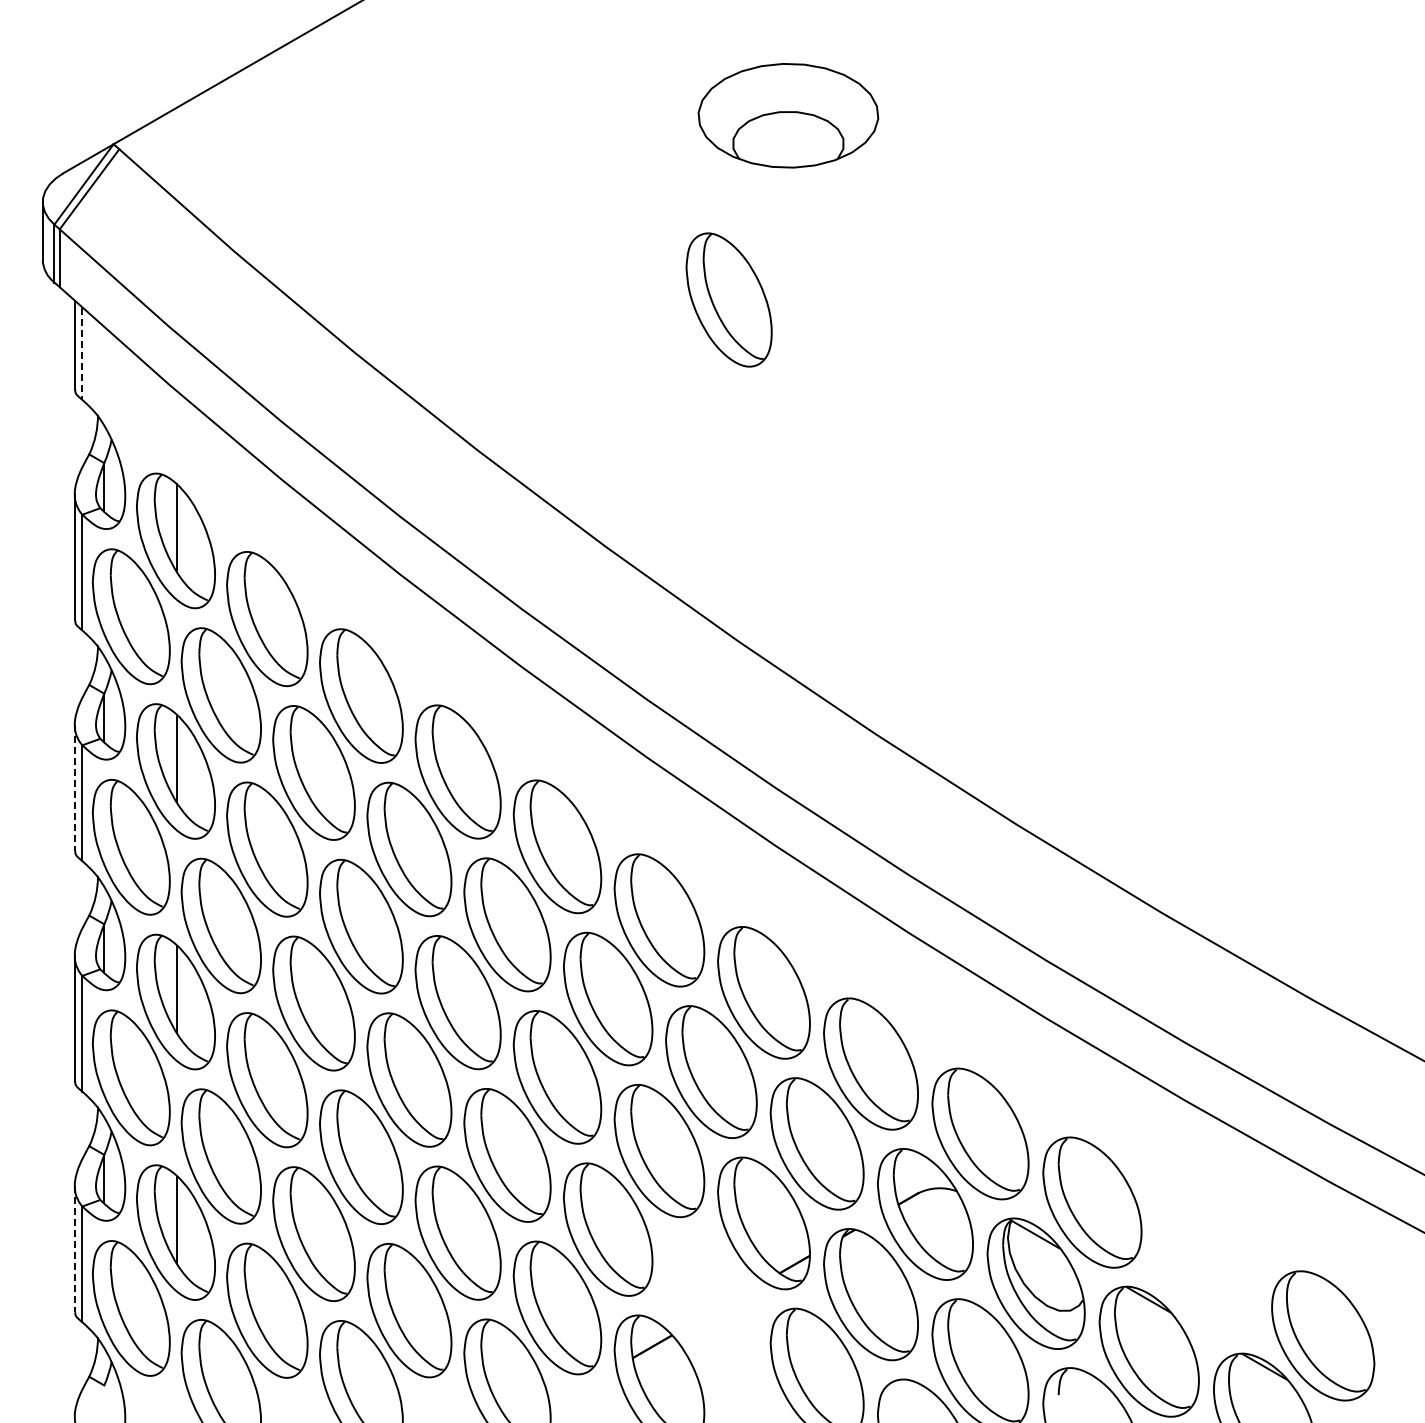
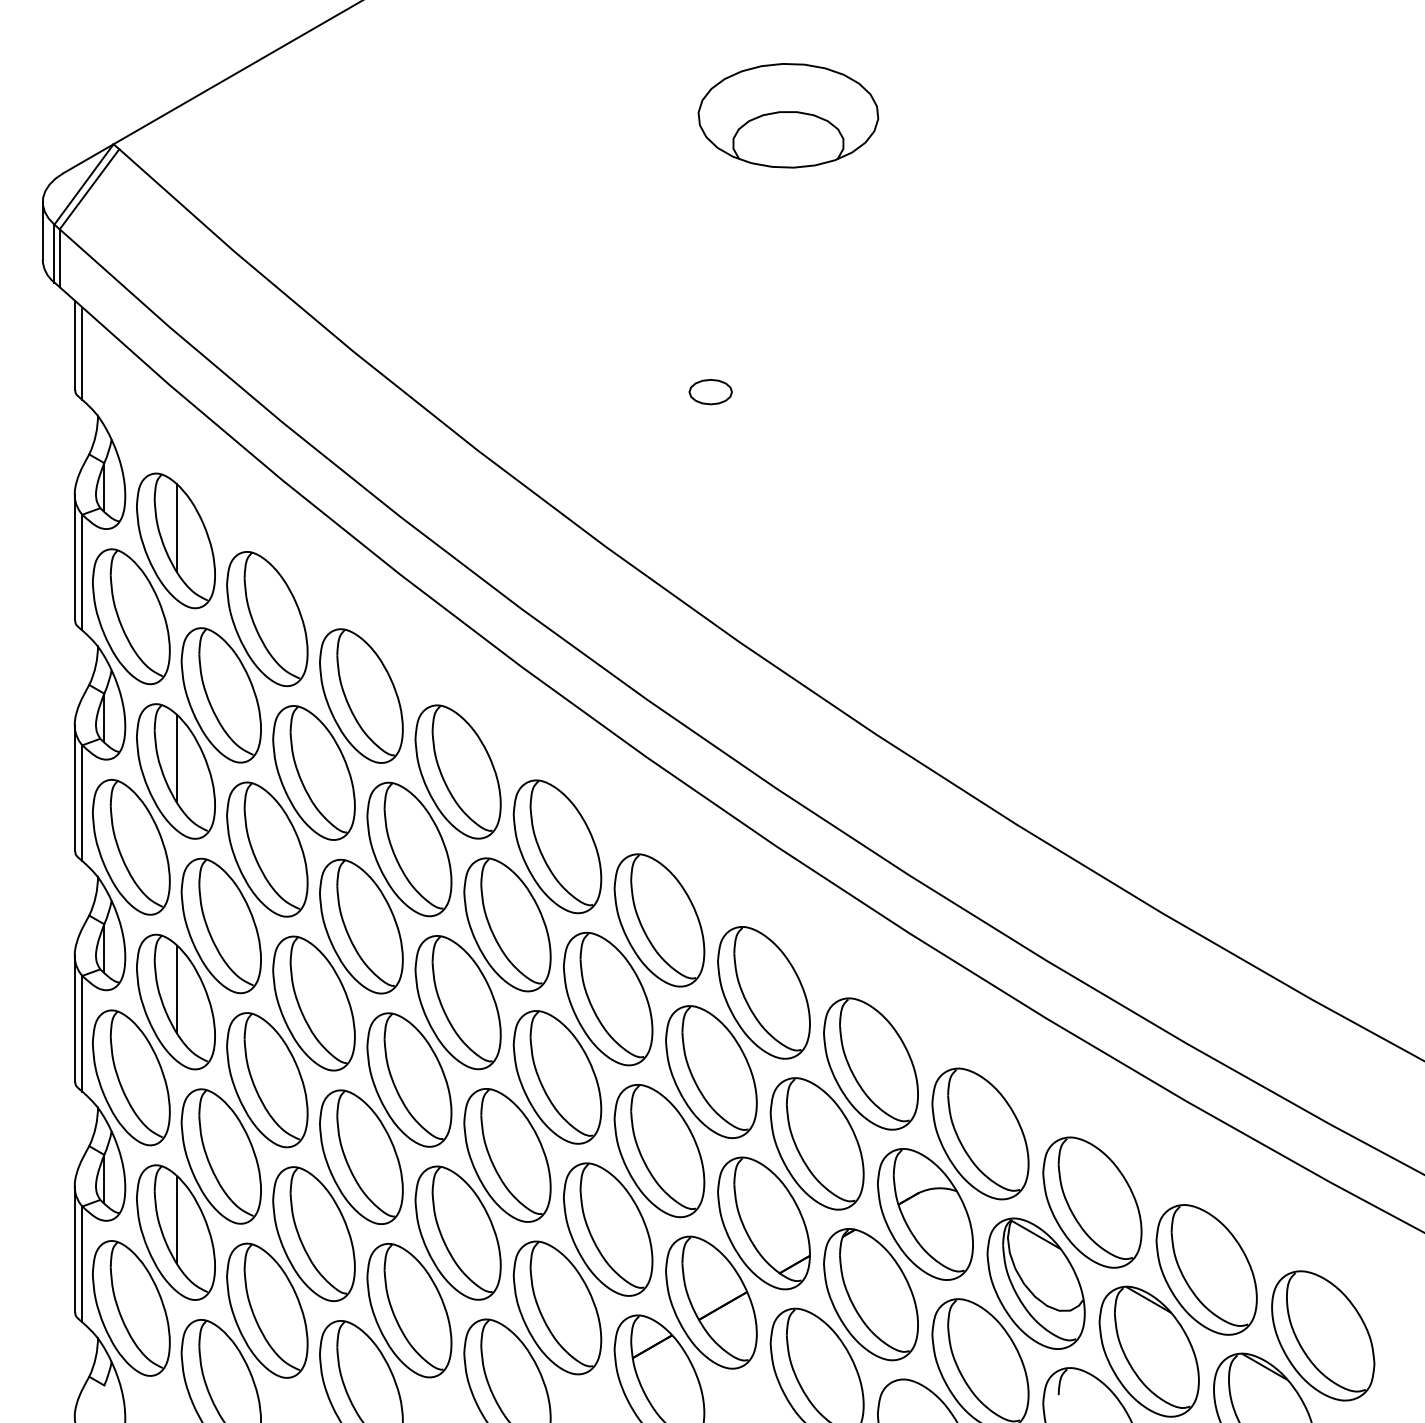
part: present -> none (728, 299)
line: dashed -> solid (82, 354)
part: none -> present (710, 392)
line: dashed -> solid (74, 788)
line: dashed -> solid (74, 1249)
part: none -> present (1206, 1269)
part: none -> present (711, 1302)
